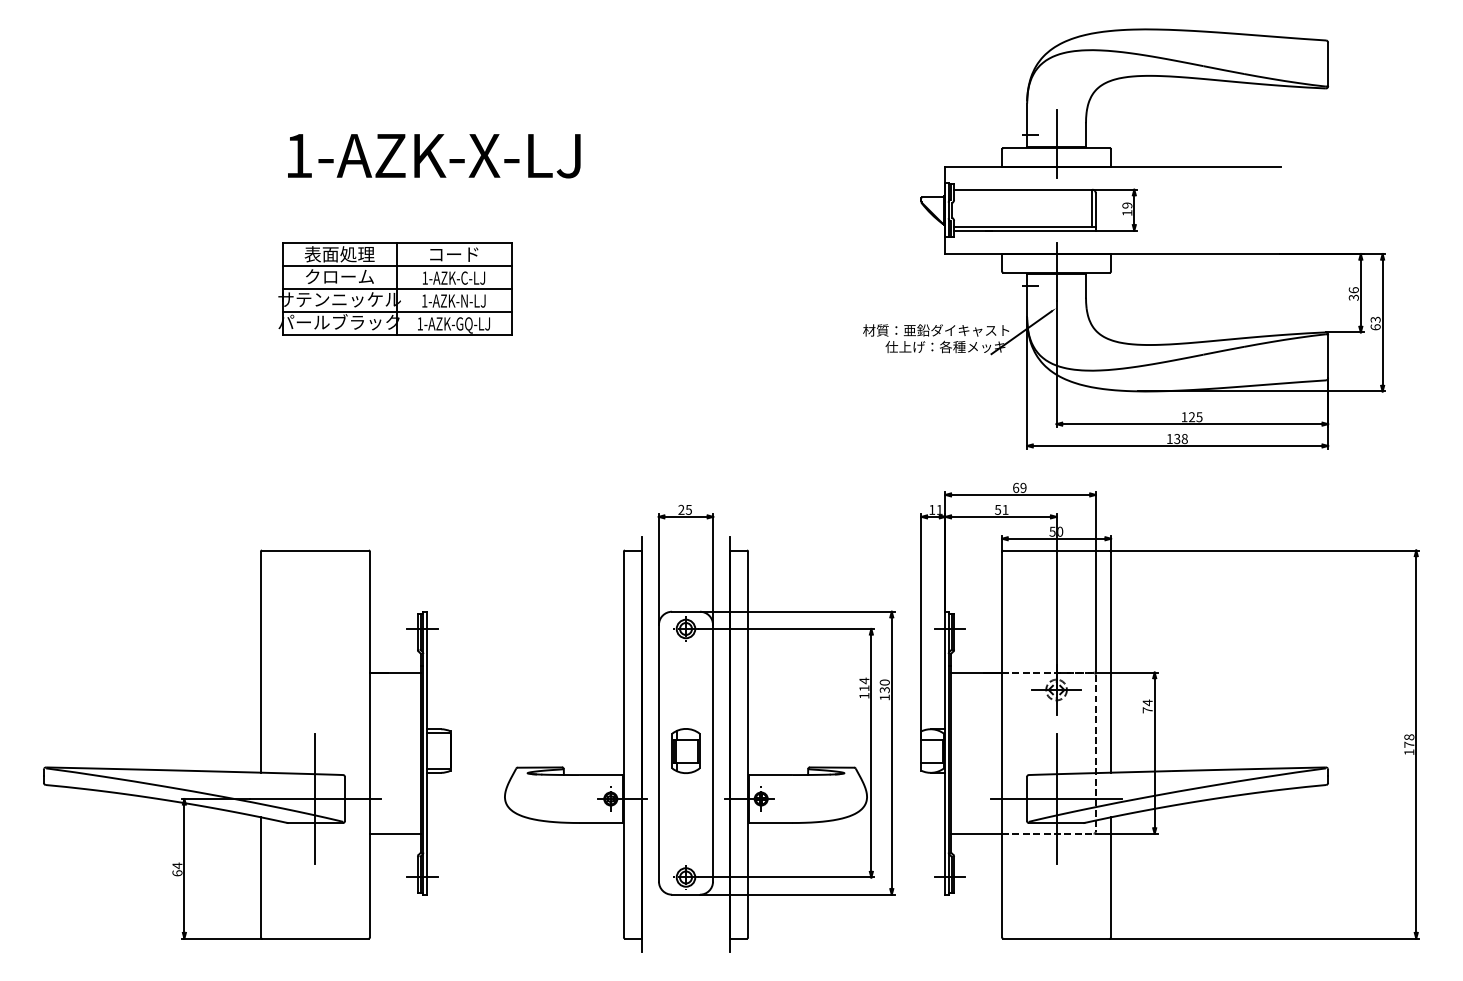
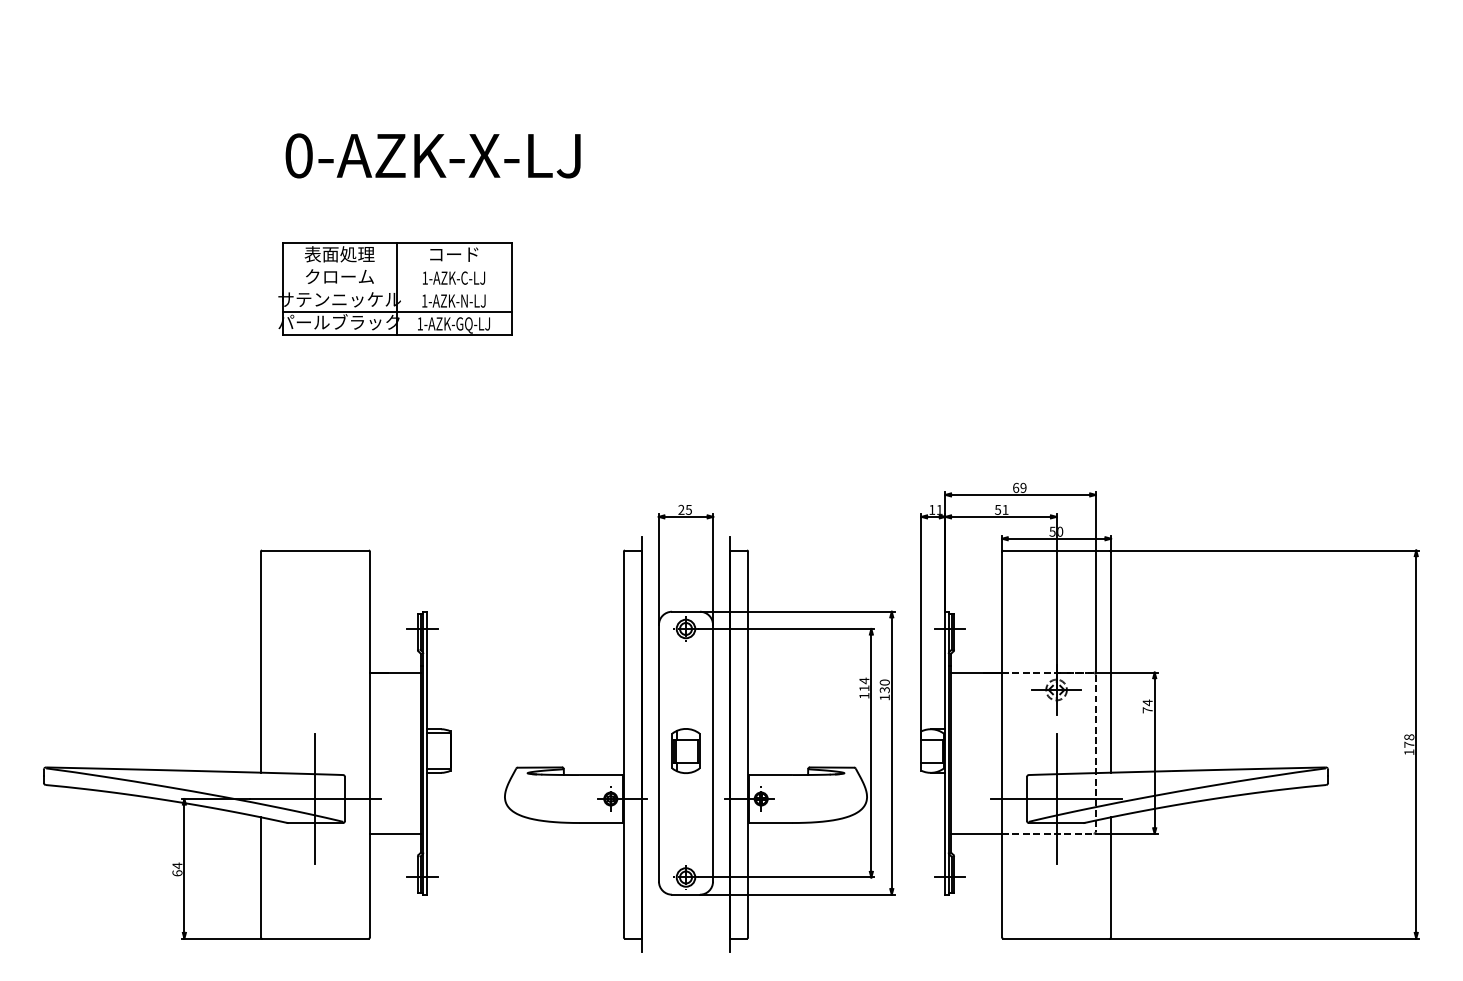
text: 1-AZK-X-LJ -> 0-AZK-X-LJ (298, 155)
part: present -> none (1124, 231)
line: present -> none (396, 266)
line: present -> none (396, 288)
